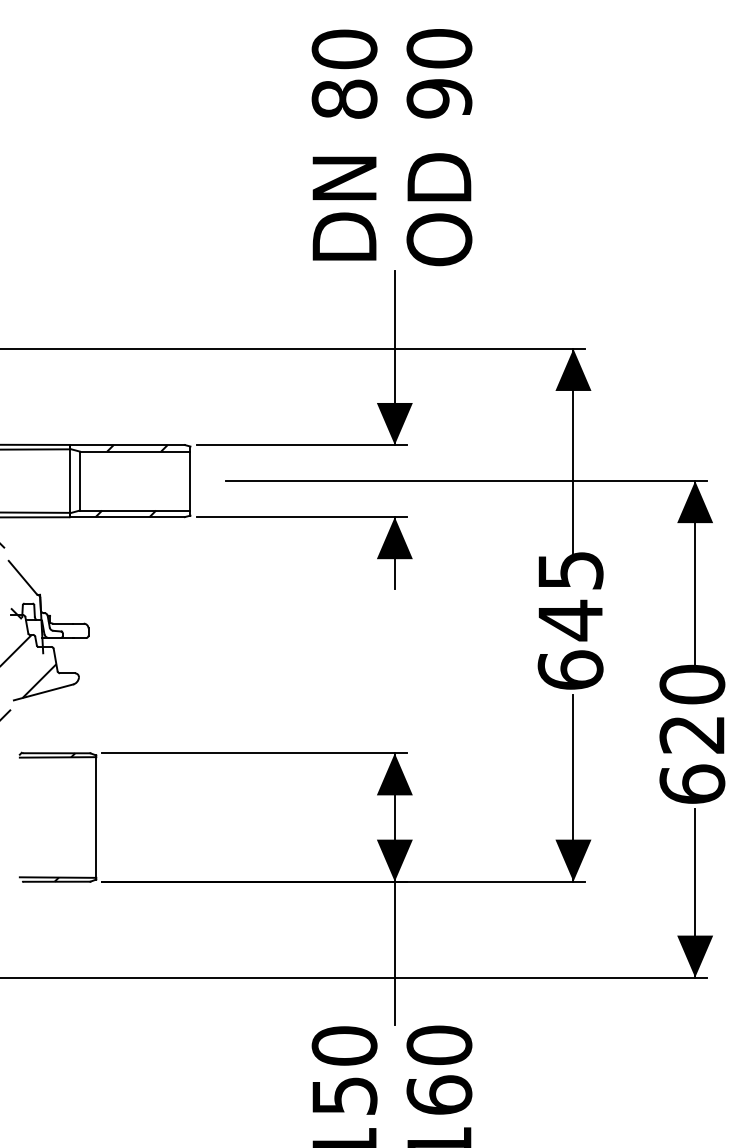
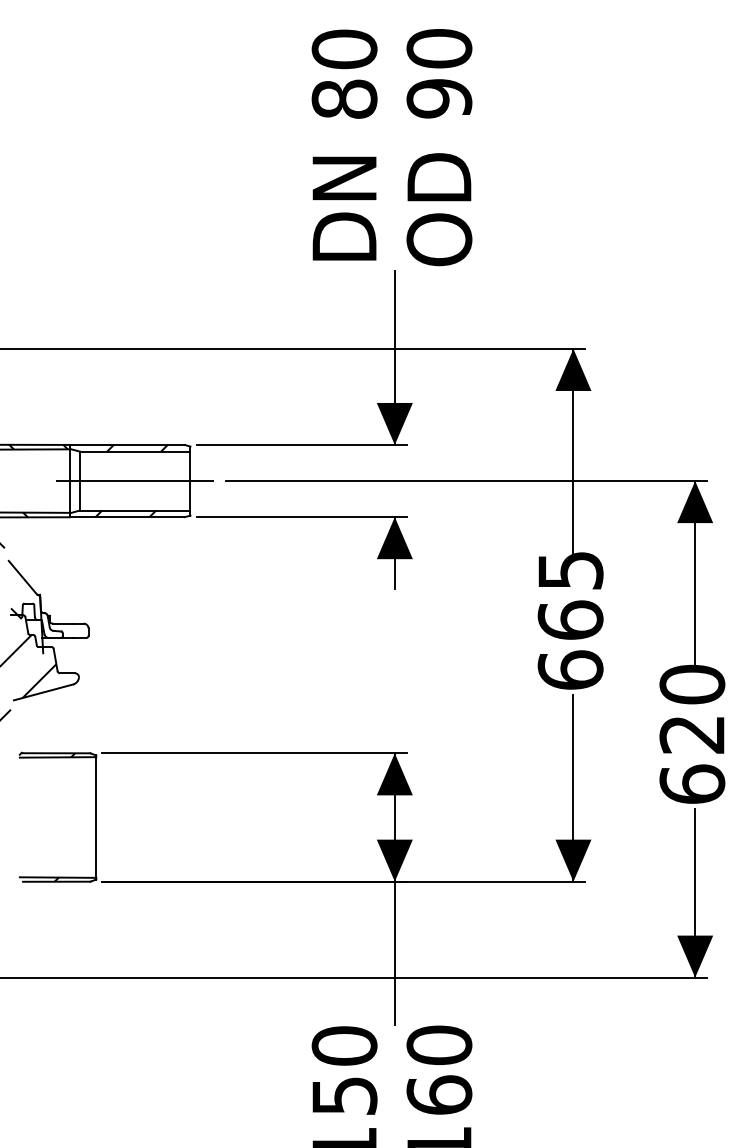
hatch: none -> present (38, 480)
line: none -> present (134, 481)
text: 645 -> 665 (570, 620)
